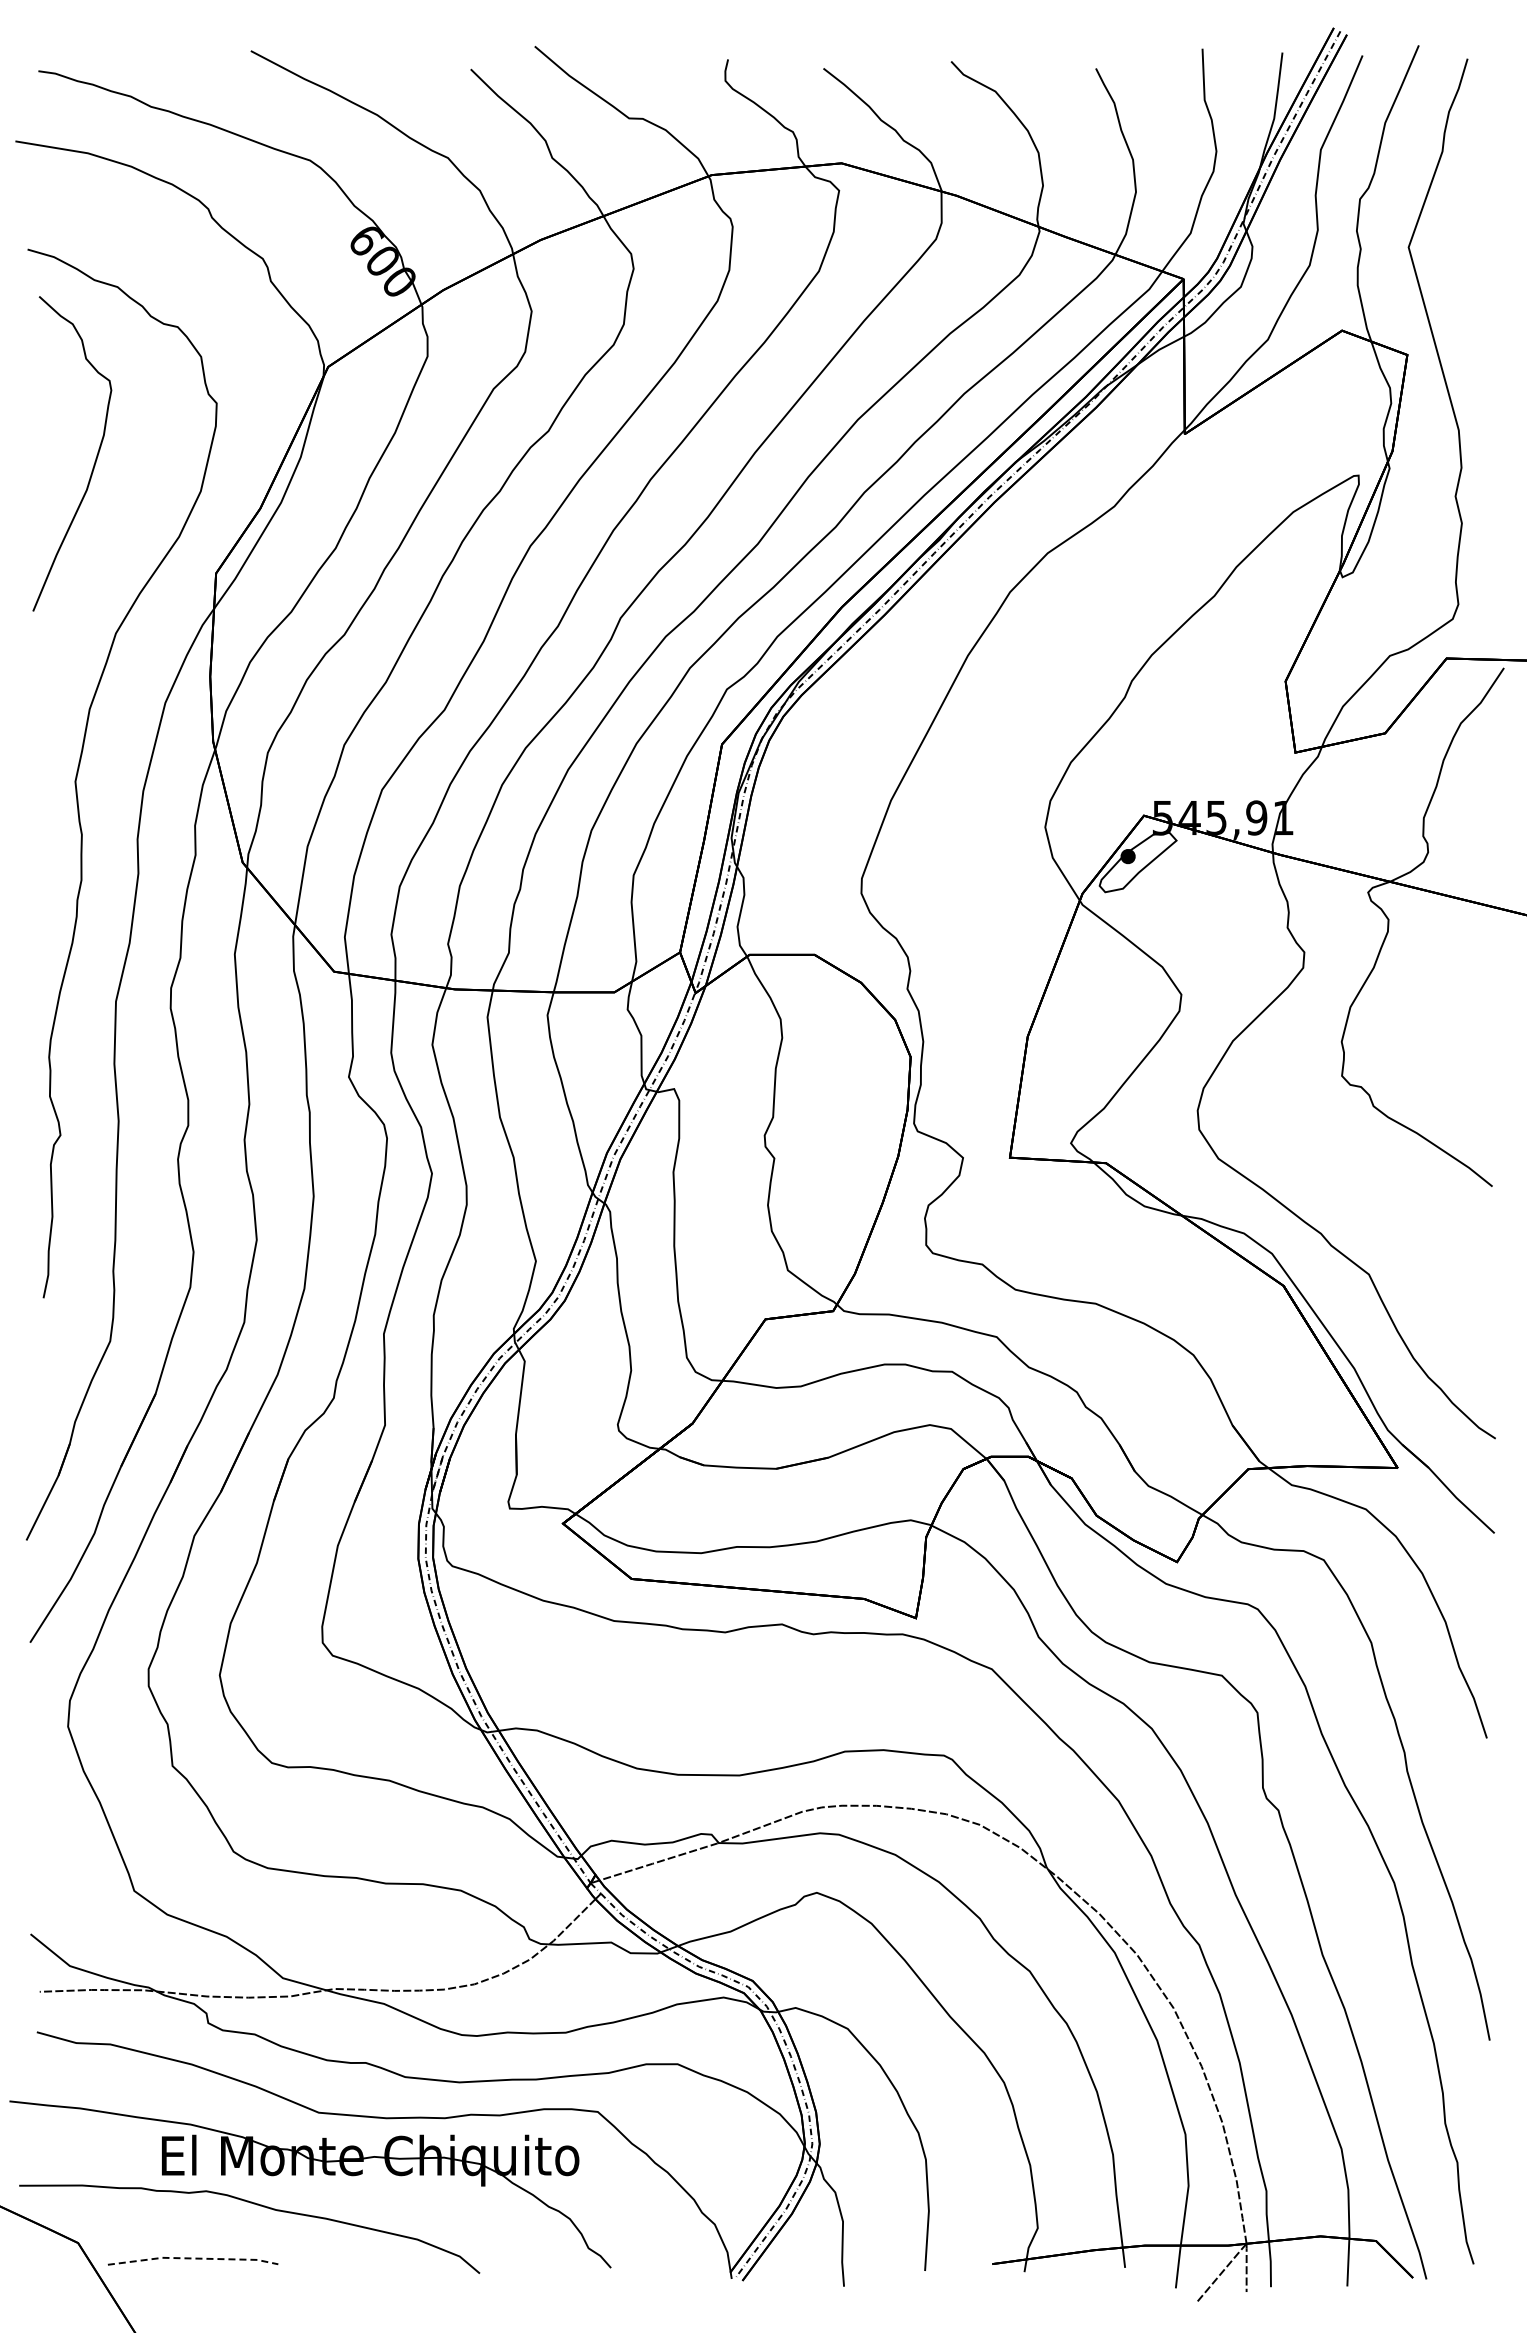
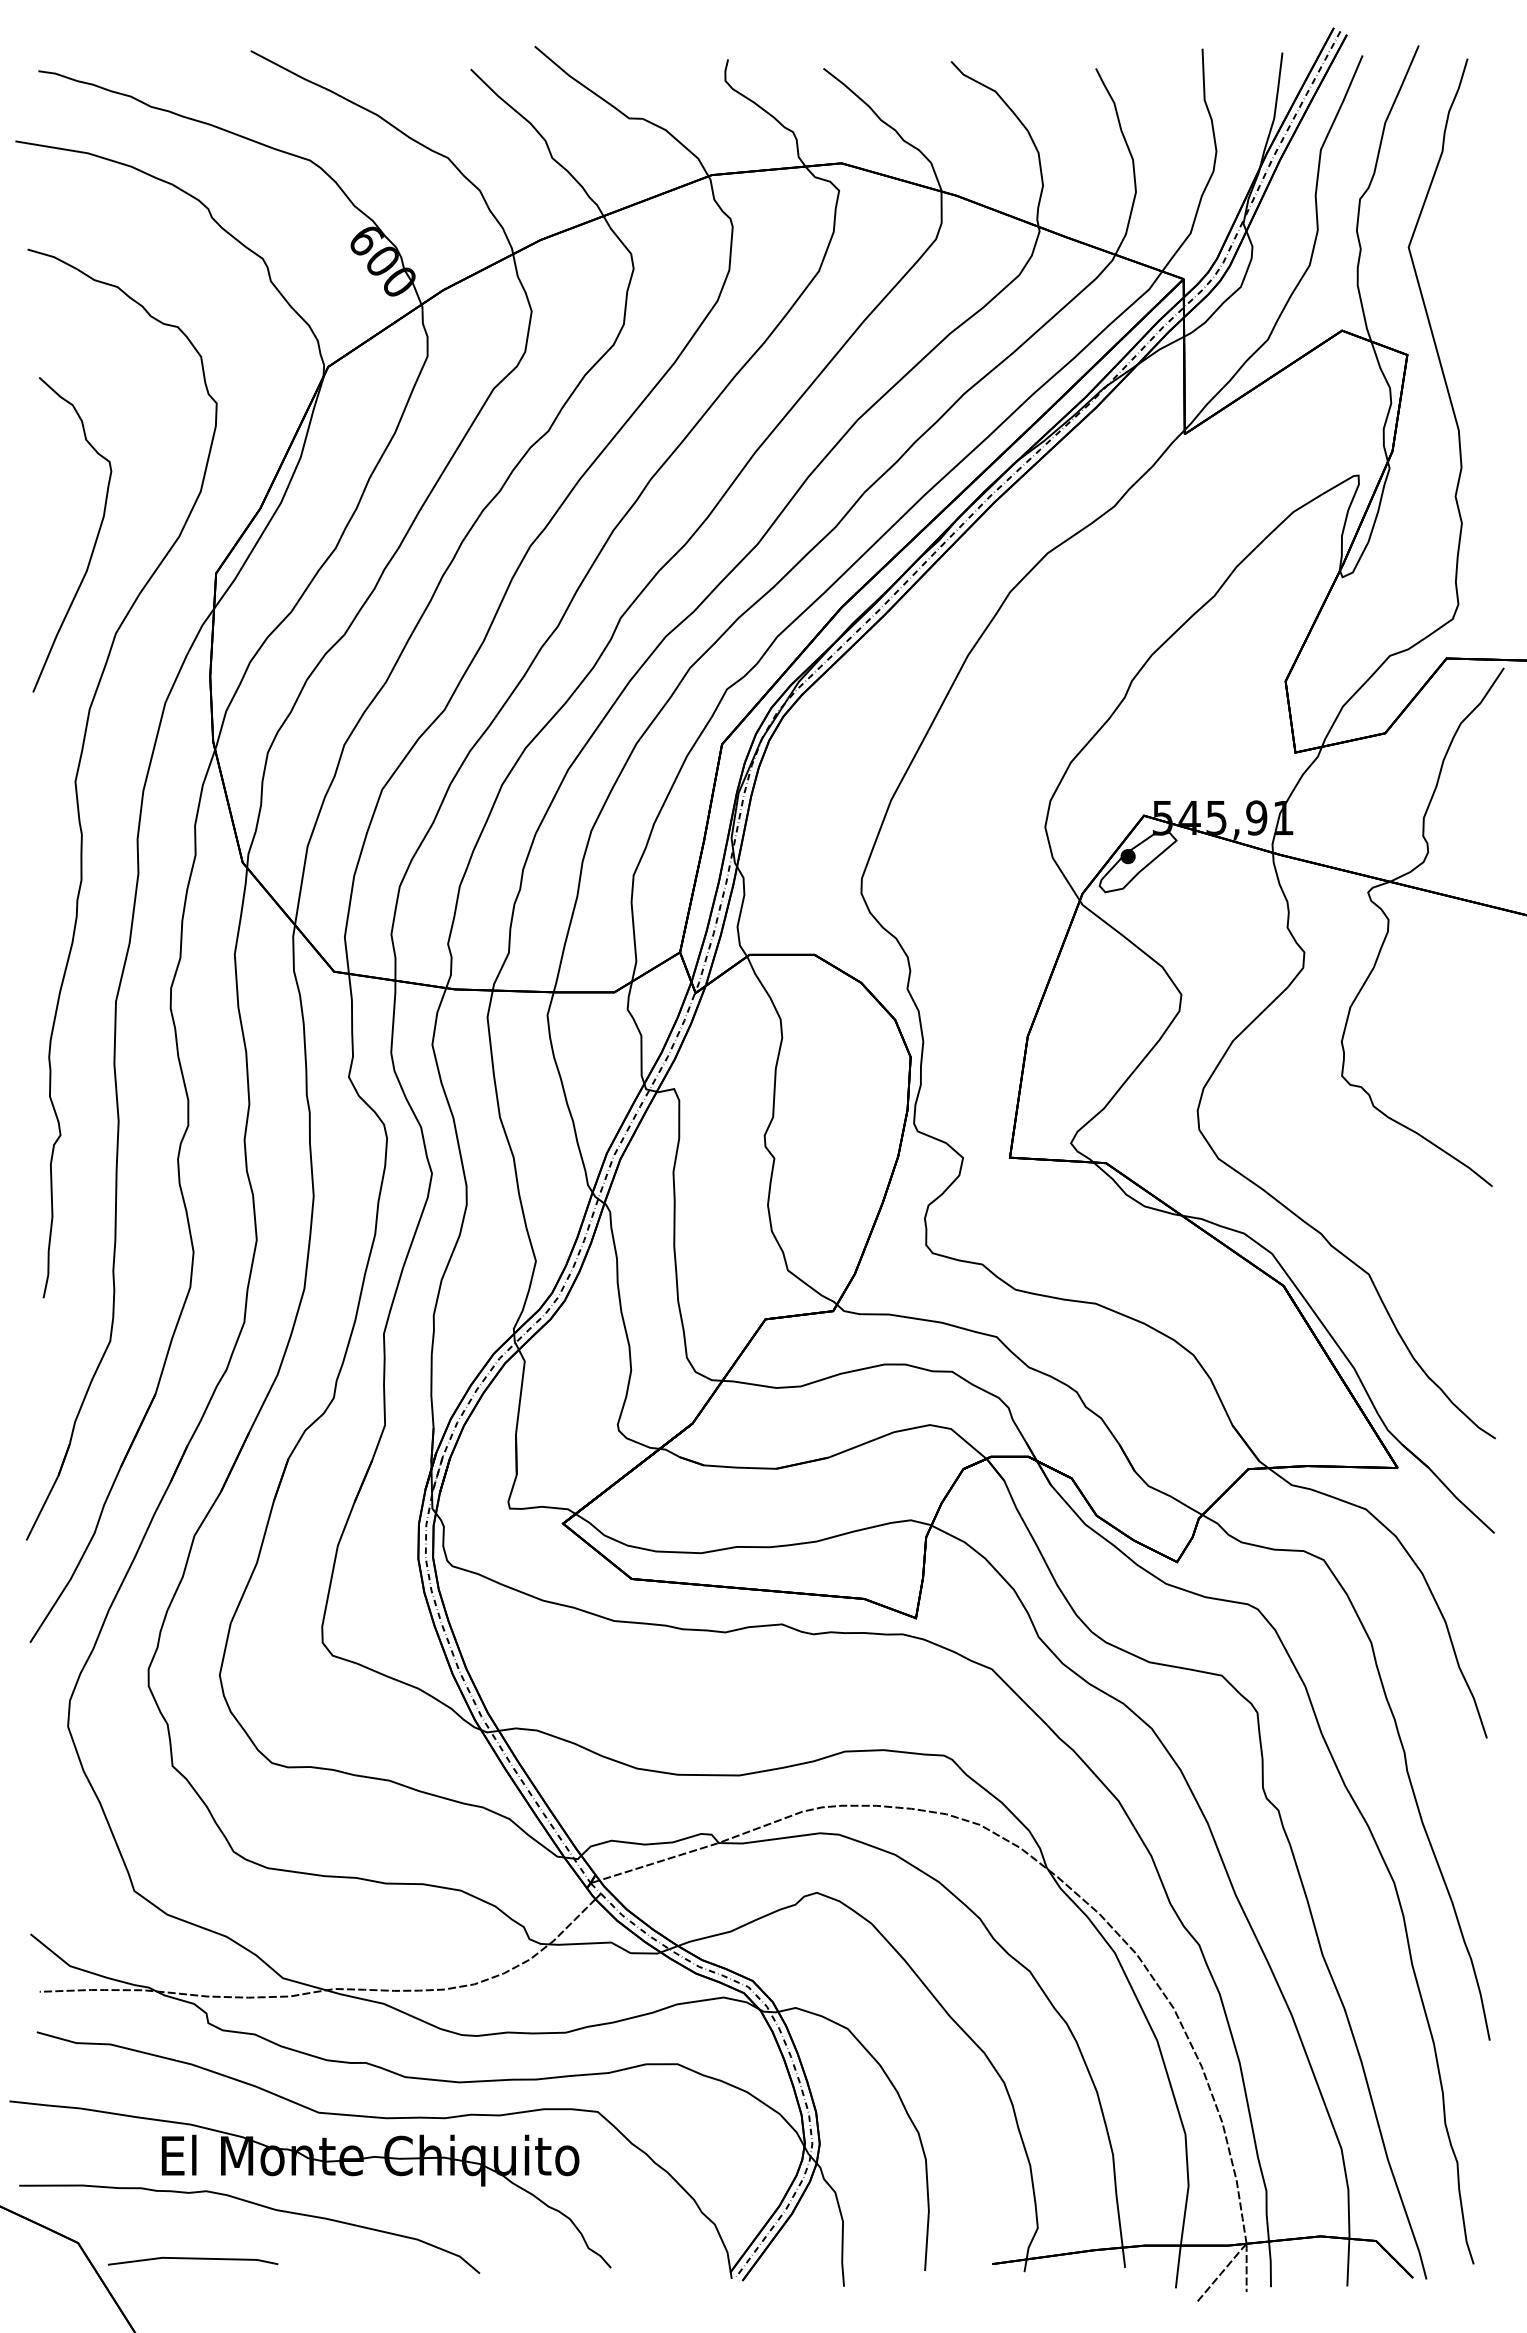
curve position: (94, 461) -> (94, 542) (94, 542)
line: dashed -> solid (193, 2258)
